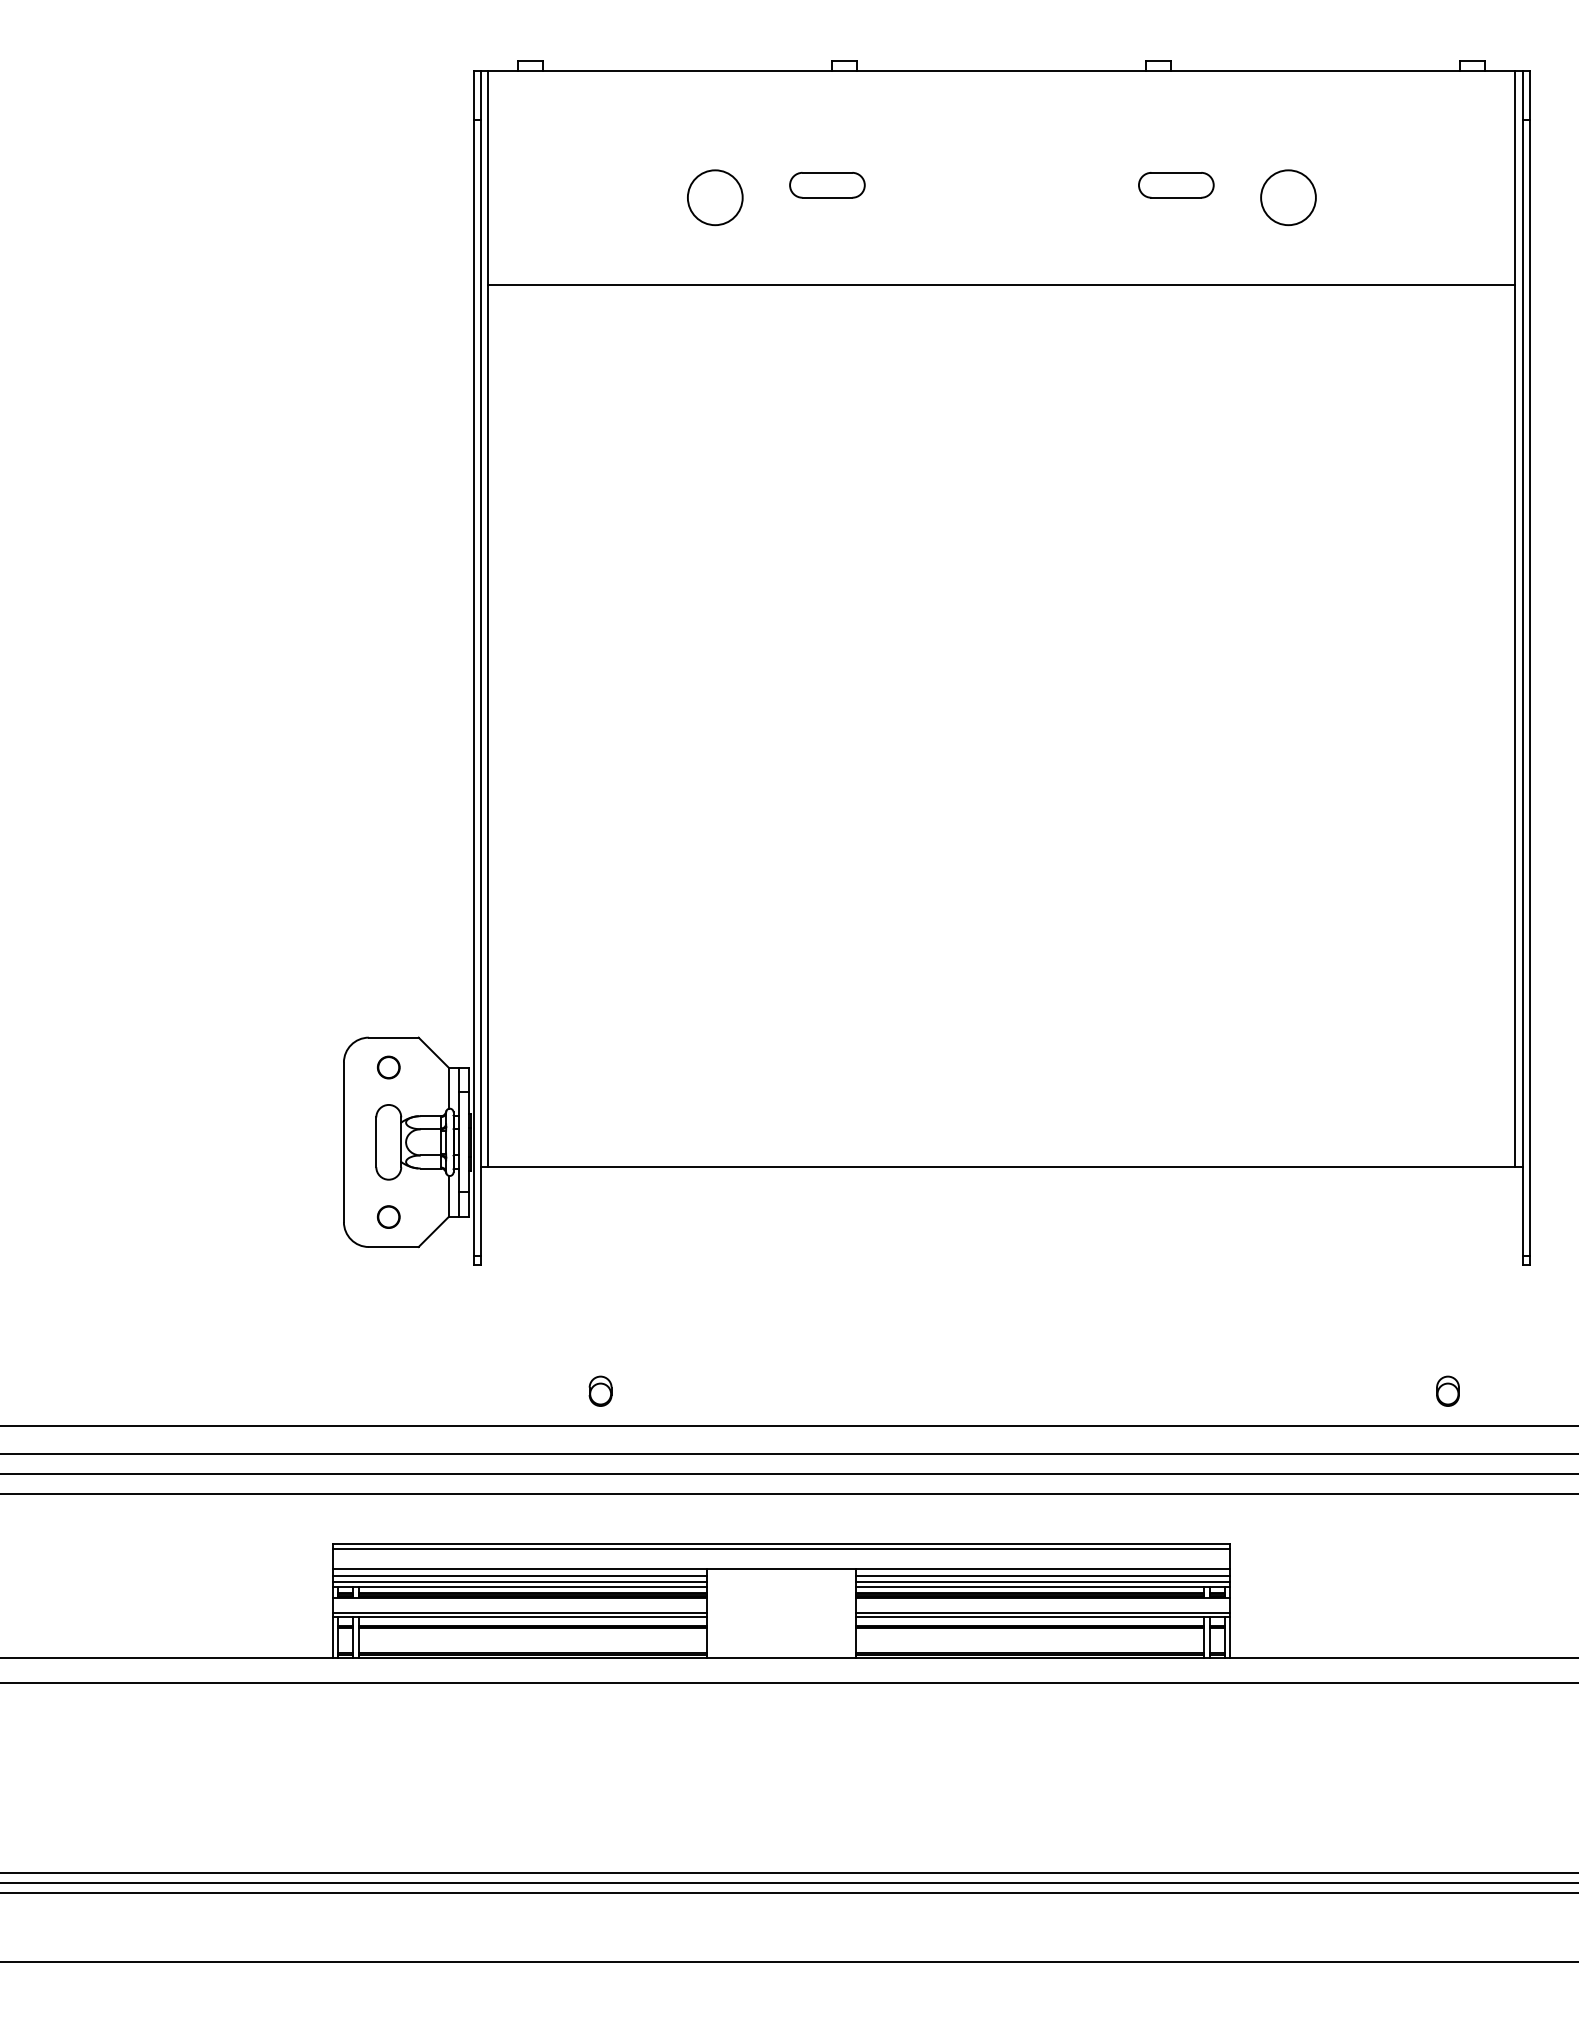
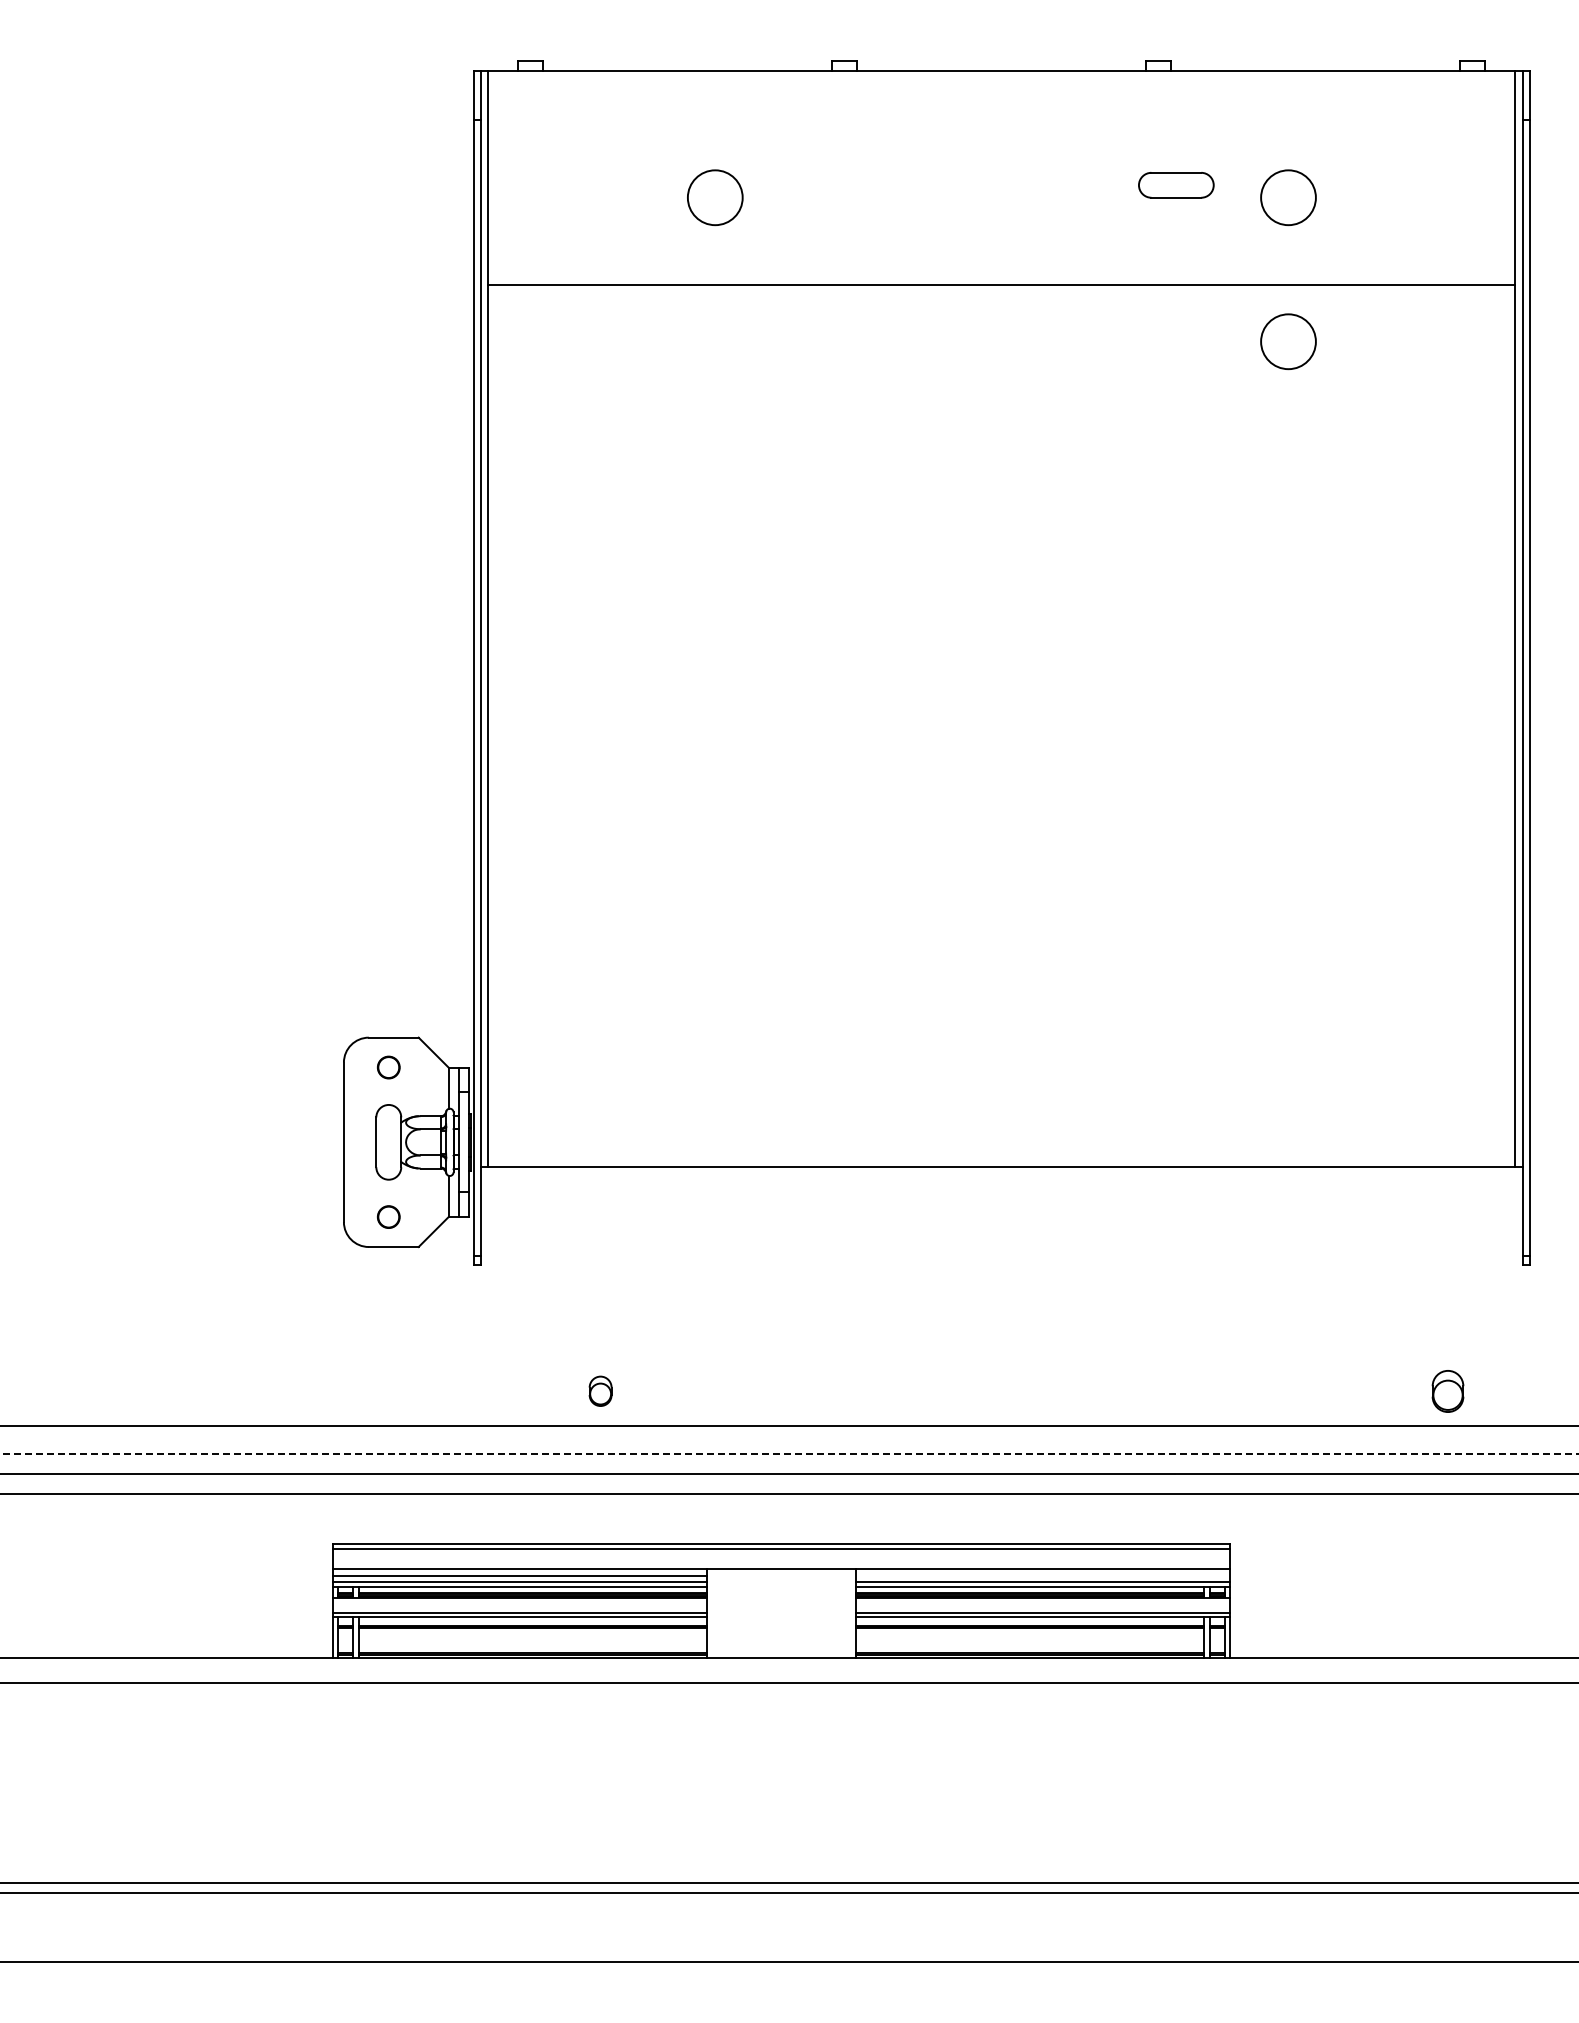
part: present -> none (827, 185)
circle: none -> present (1288, 341)
part size: 24x32 px -> 34x43 px (1447, 1391)
line: solid -> dashed (789, 1453)
line: present -> none (1042, 1576)
line: present -> none (788, 1872)
